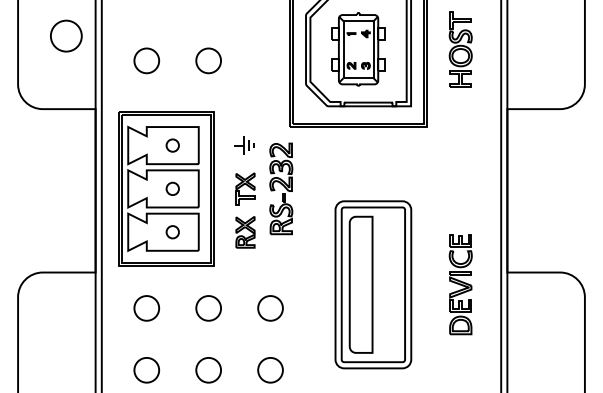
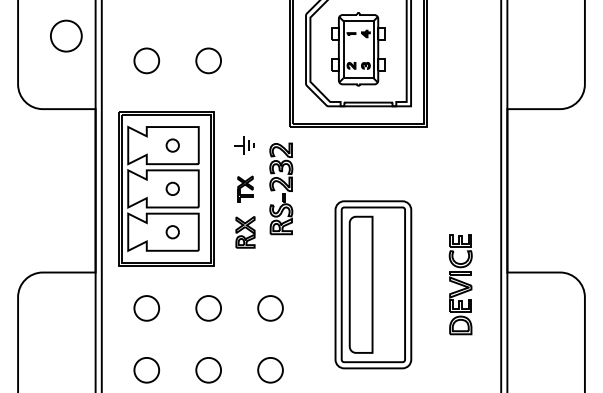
part: present -> none (460, 49)
part size: 21x34 px -> 17x28 px (245, 188)
